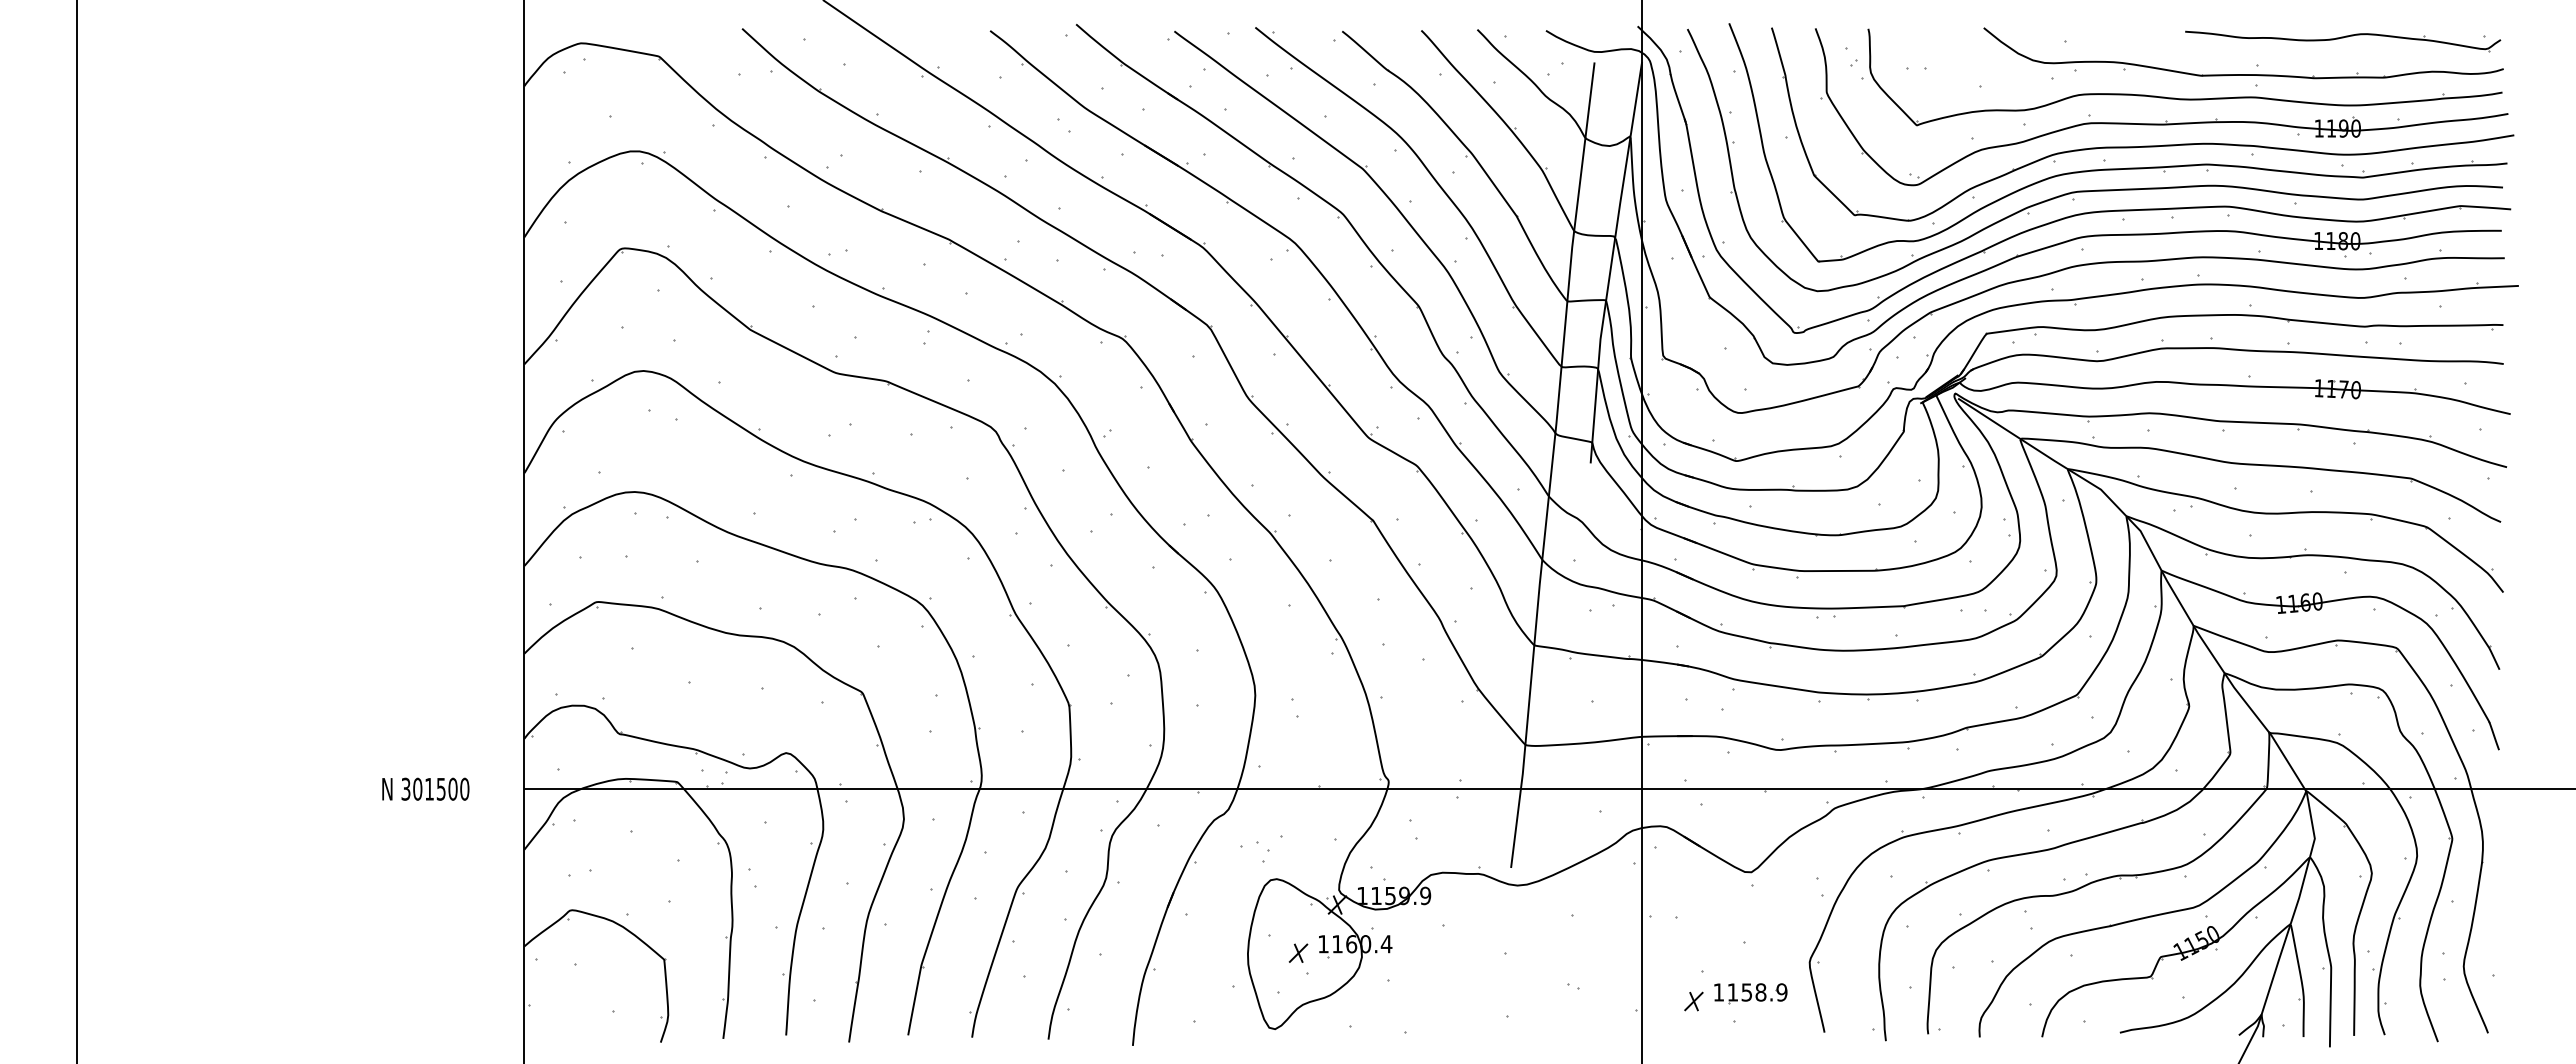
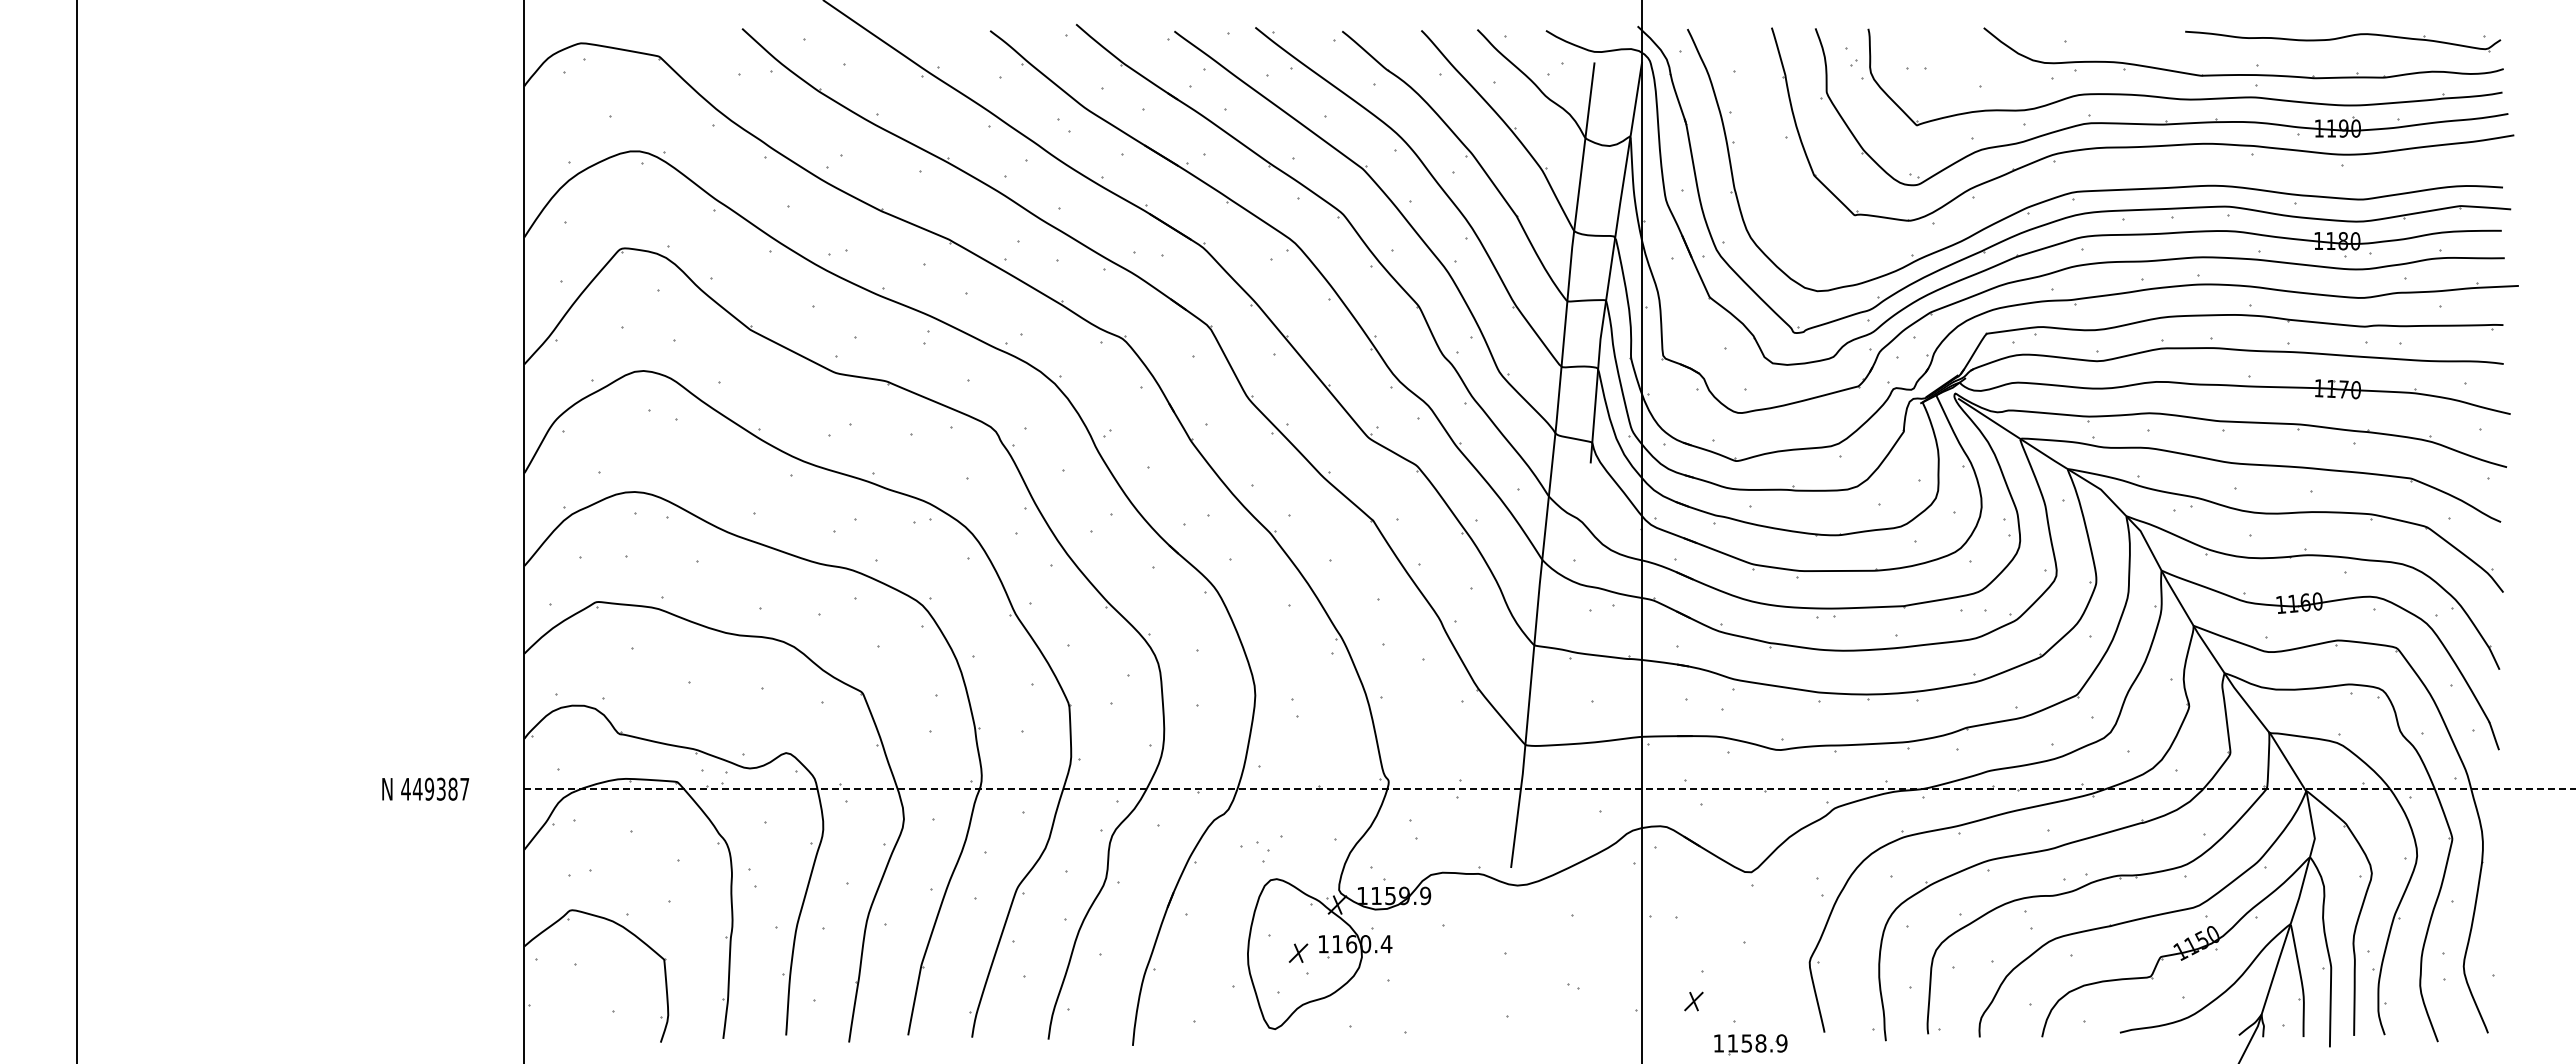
part: present -> none (2104, 159)
text: 301500 -> 449387 (435, 788)
line: solid -> dashed (1550, 789)
part position: (1750, 993) -> (1750, 1044) (1750, 1044)
